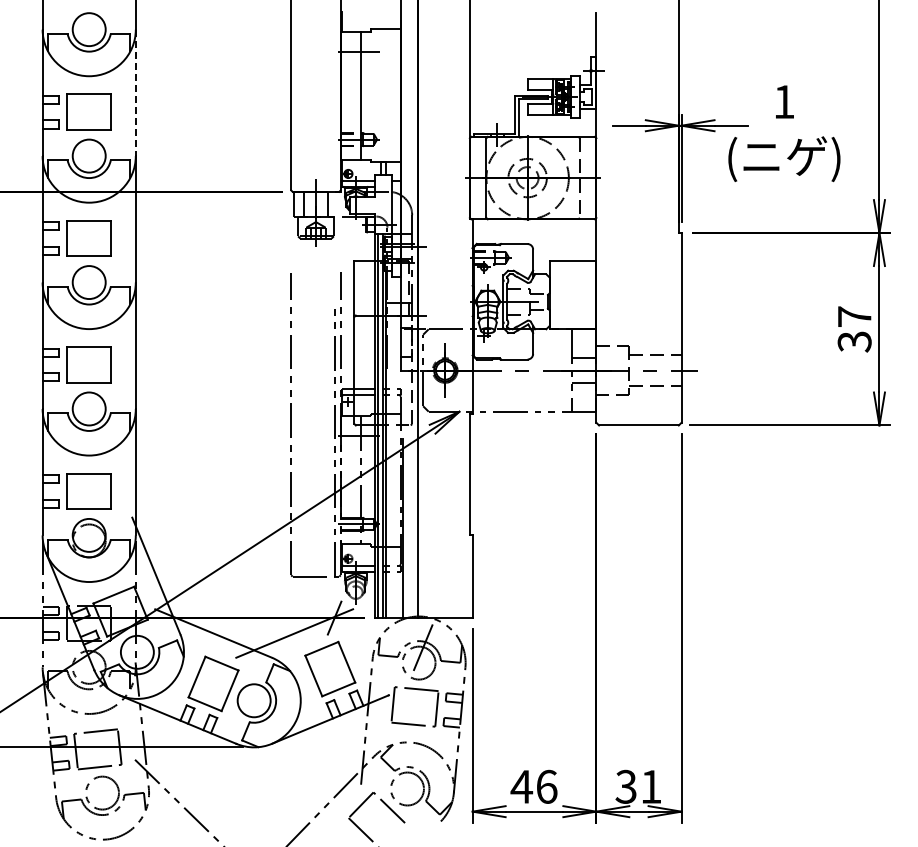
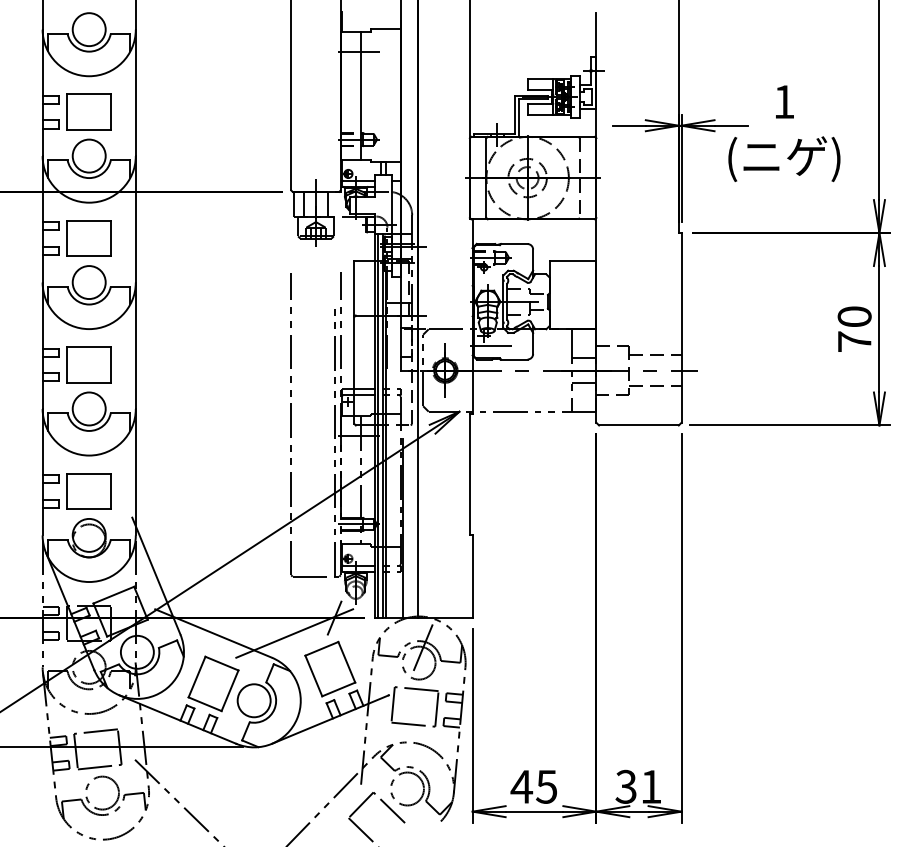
line: dashed -> solid (135, 93)
text: 37 -> 70 (854, 329)
line: none -> present (490, 345)
text: 46 -> 45 (546, 786)
